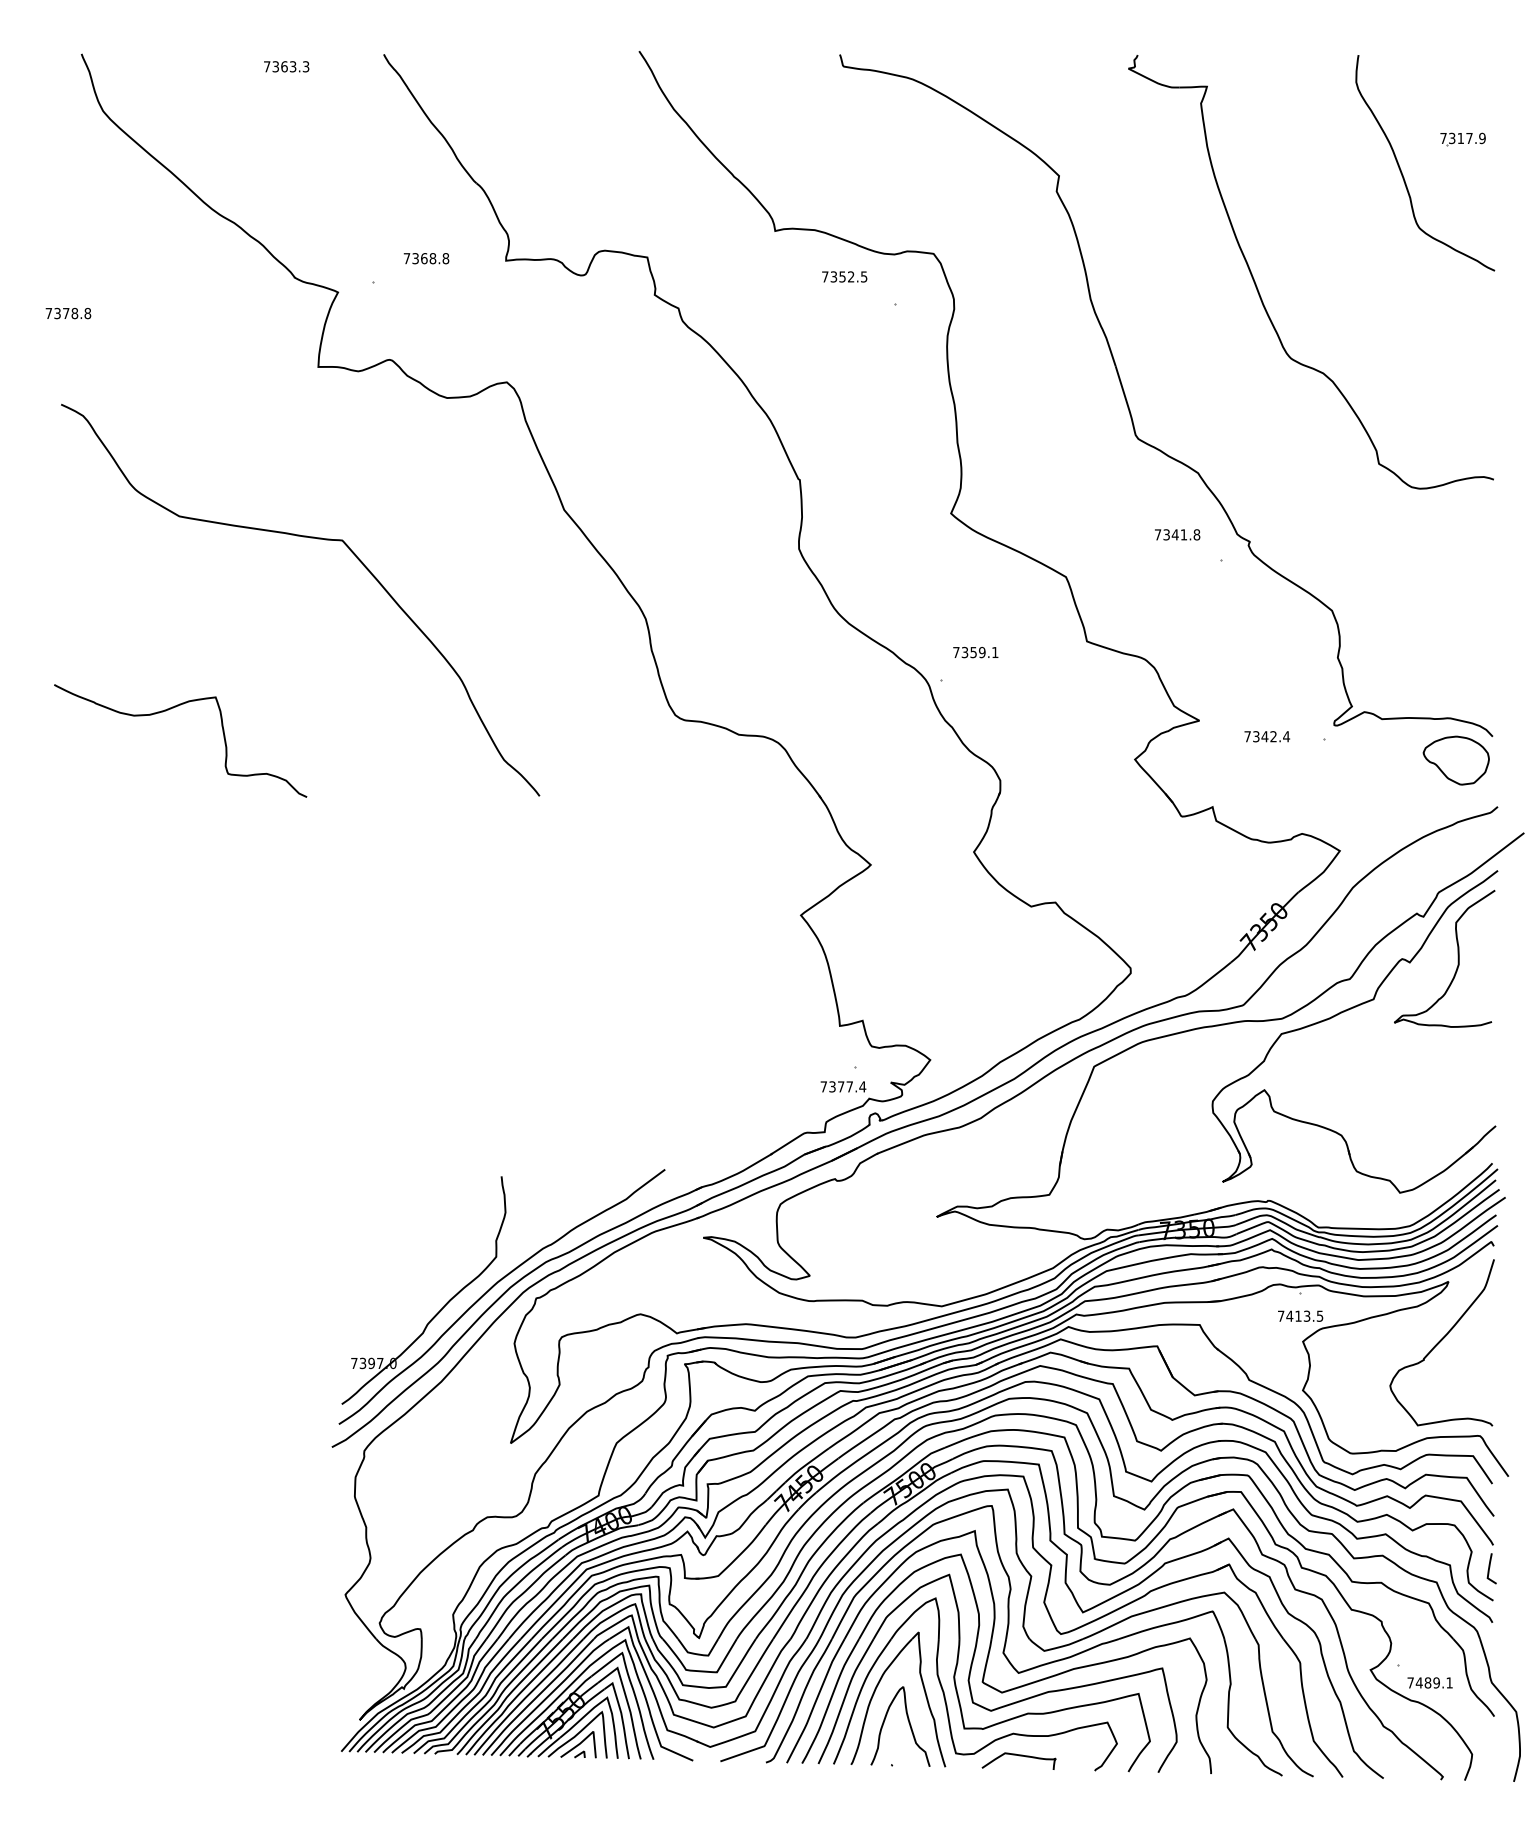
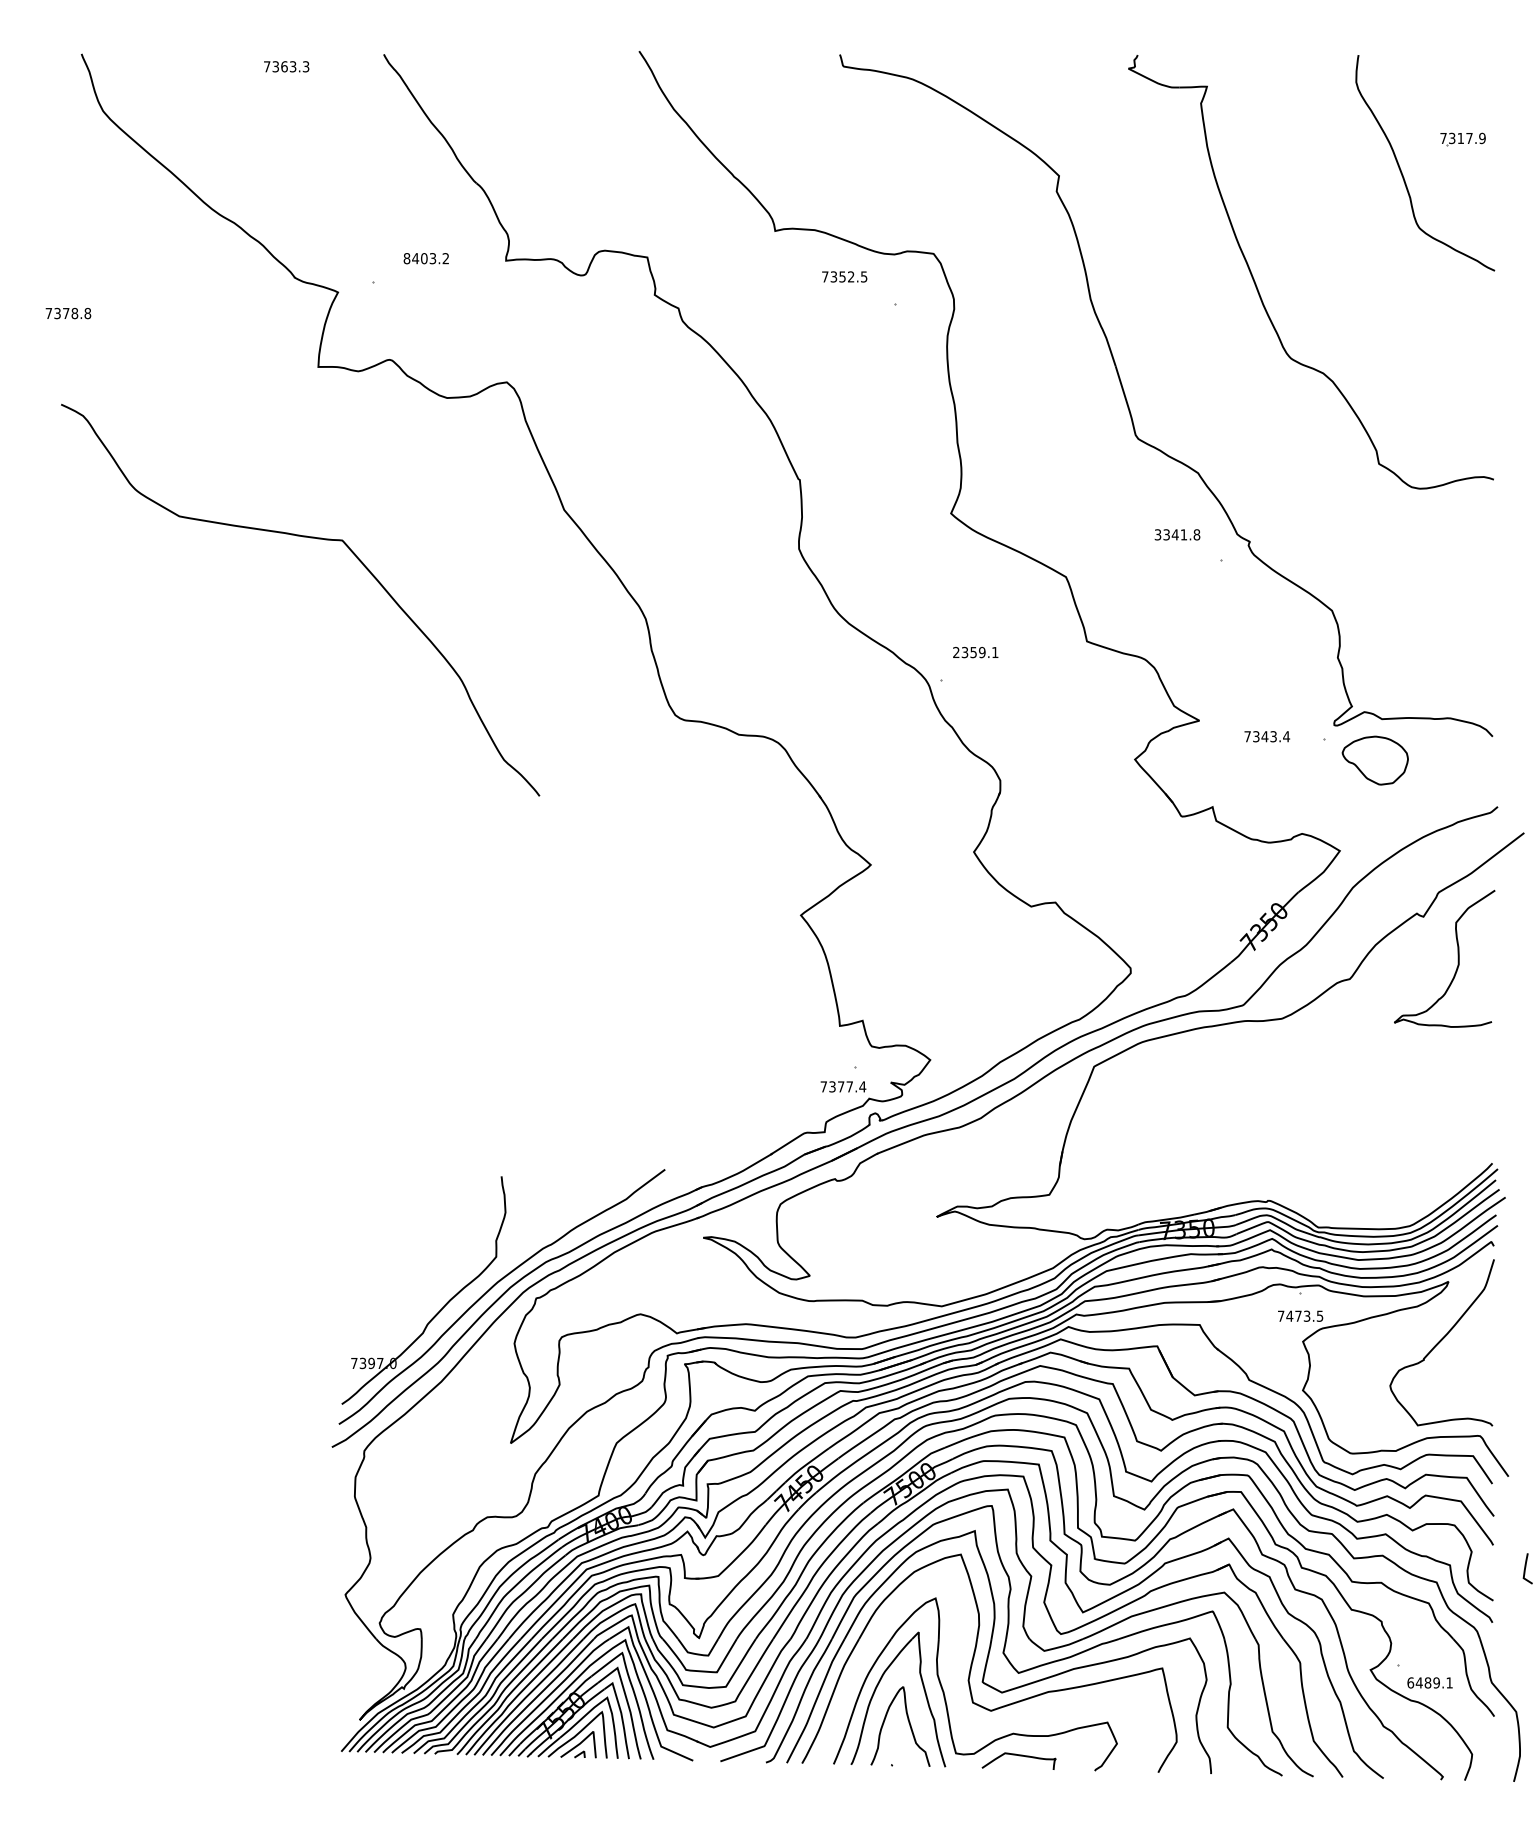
text: 7368.8 -> 8403.2 (426, 258)
text: 7341.8 -> 3341.8 (1157, 534)
text: 7359.1 -> 2359.1 (956, 651)
curve: present -> none (166, 711)
text: 7342.4 -> 7343.4 (1273, 736)
part position: (1455, 760) -> (1374, 760) (1374, 760)
part: present -> none (1344, 1012)
text: 7413.5 -> 7473.5 (1298, 1315)
line position: (1490, 1567) -> (1526, 1567) (1526, 1567)
part: present -> none (957, 1667)
text: 7489.1 -> 6489.1 (1410, 1682)
